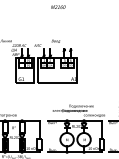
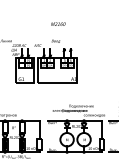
text position: (58, 6) -> (58, 23) (58, 23)
